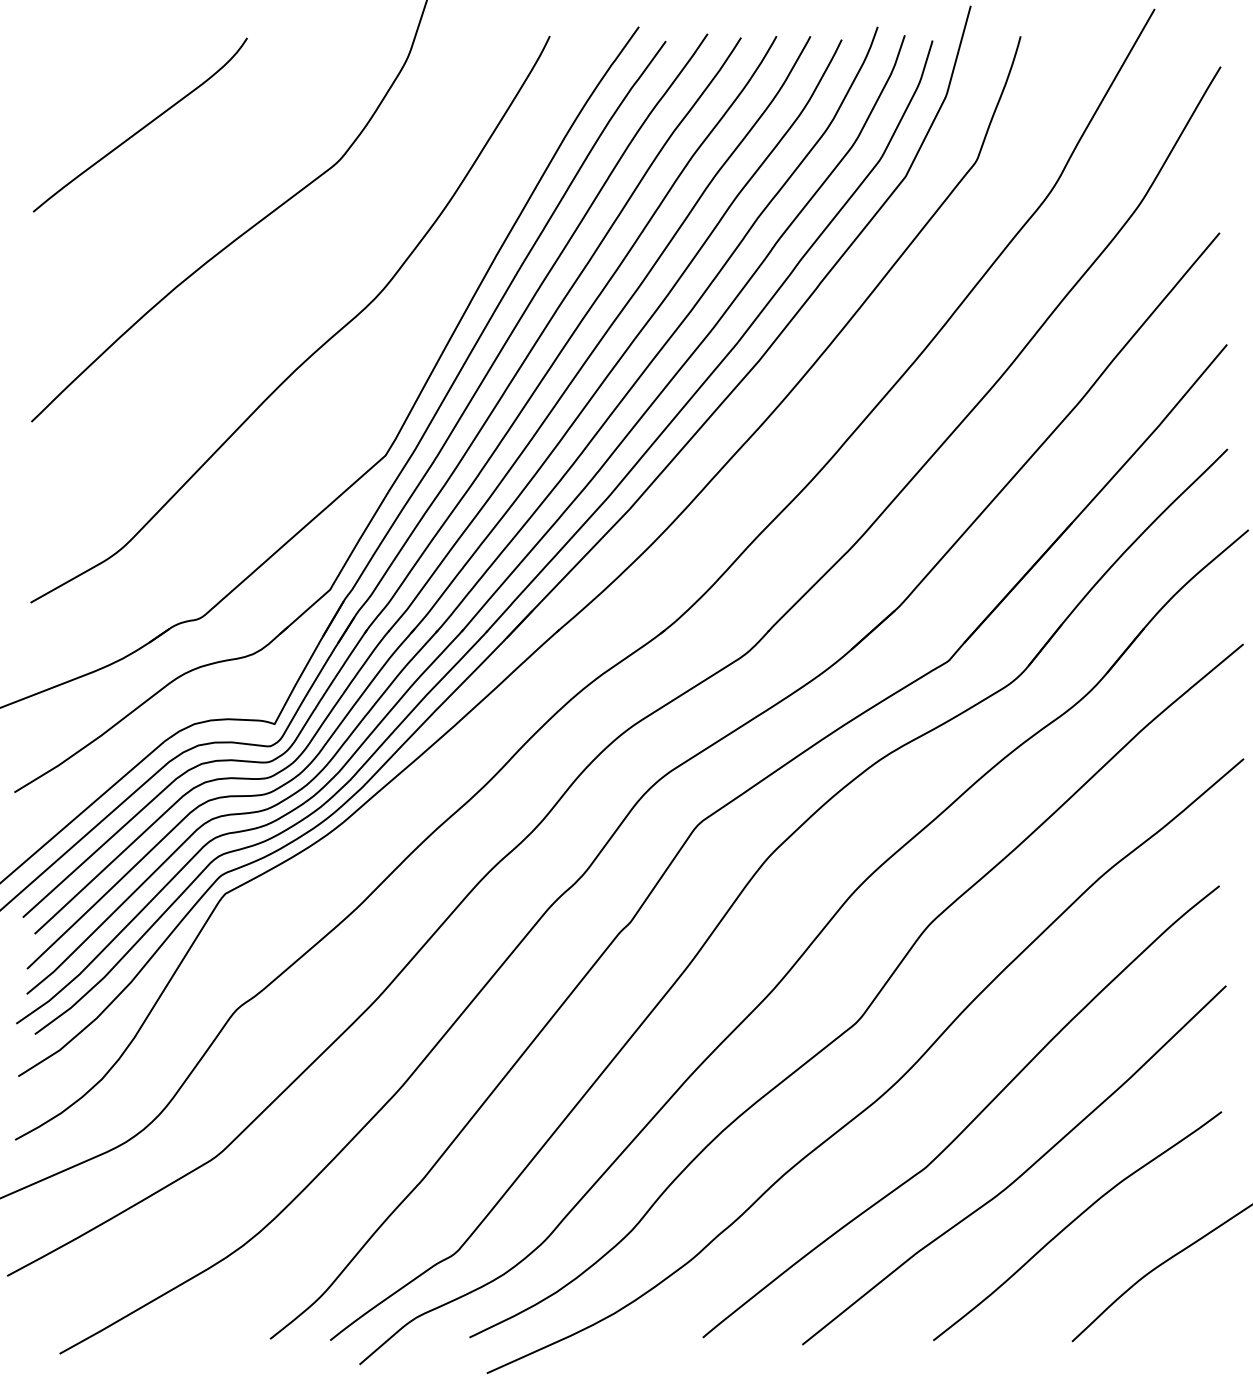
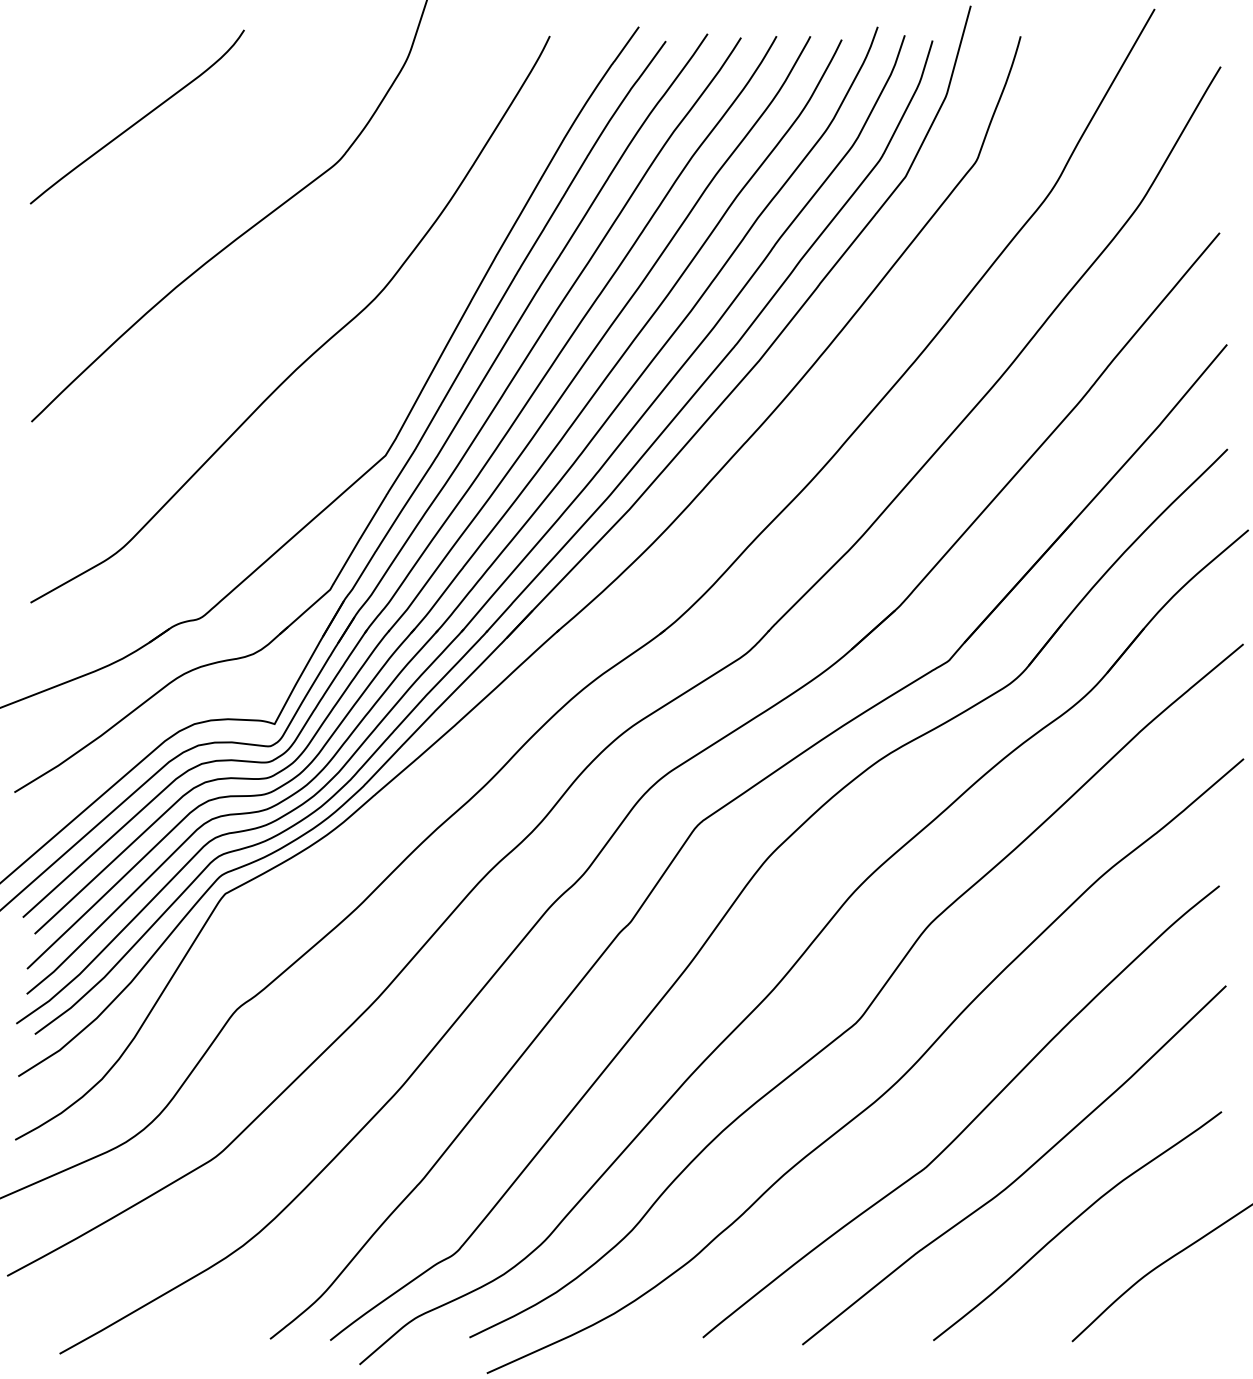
curve position: (140, 128) -> (137, 120) (137, 120)
